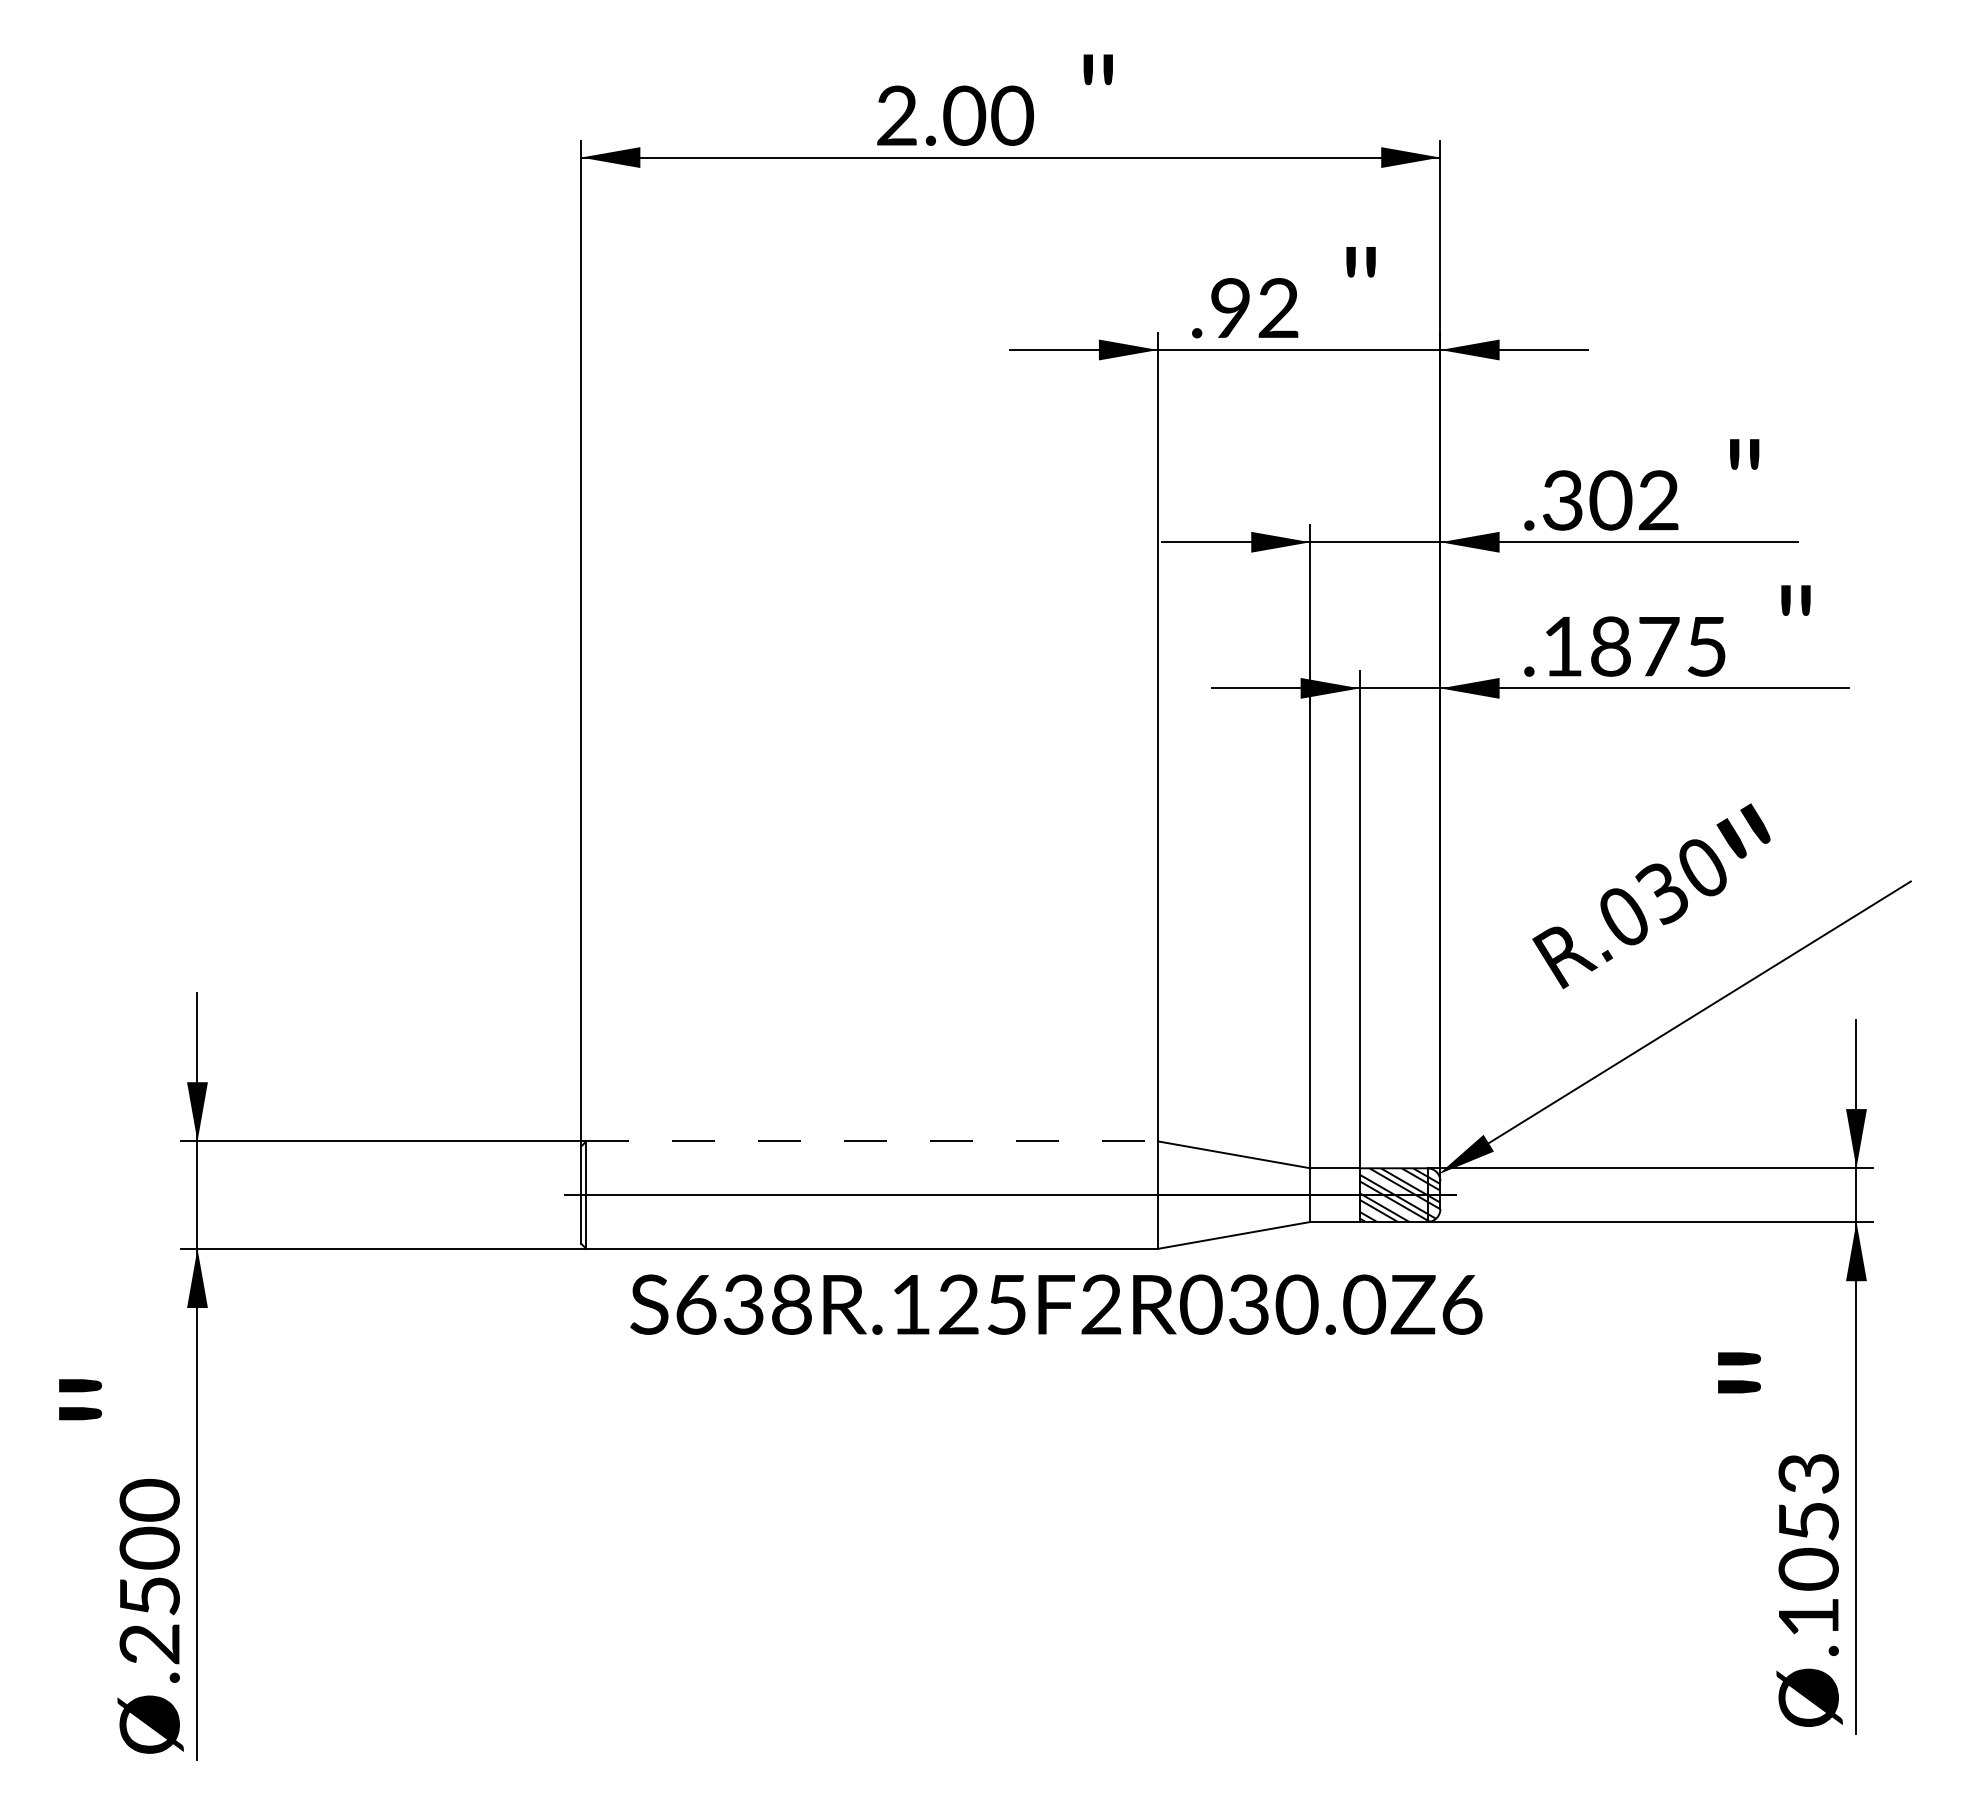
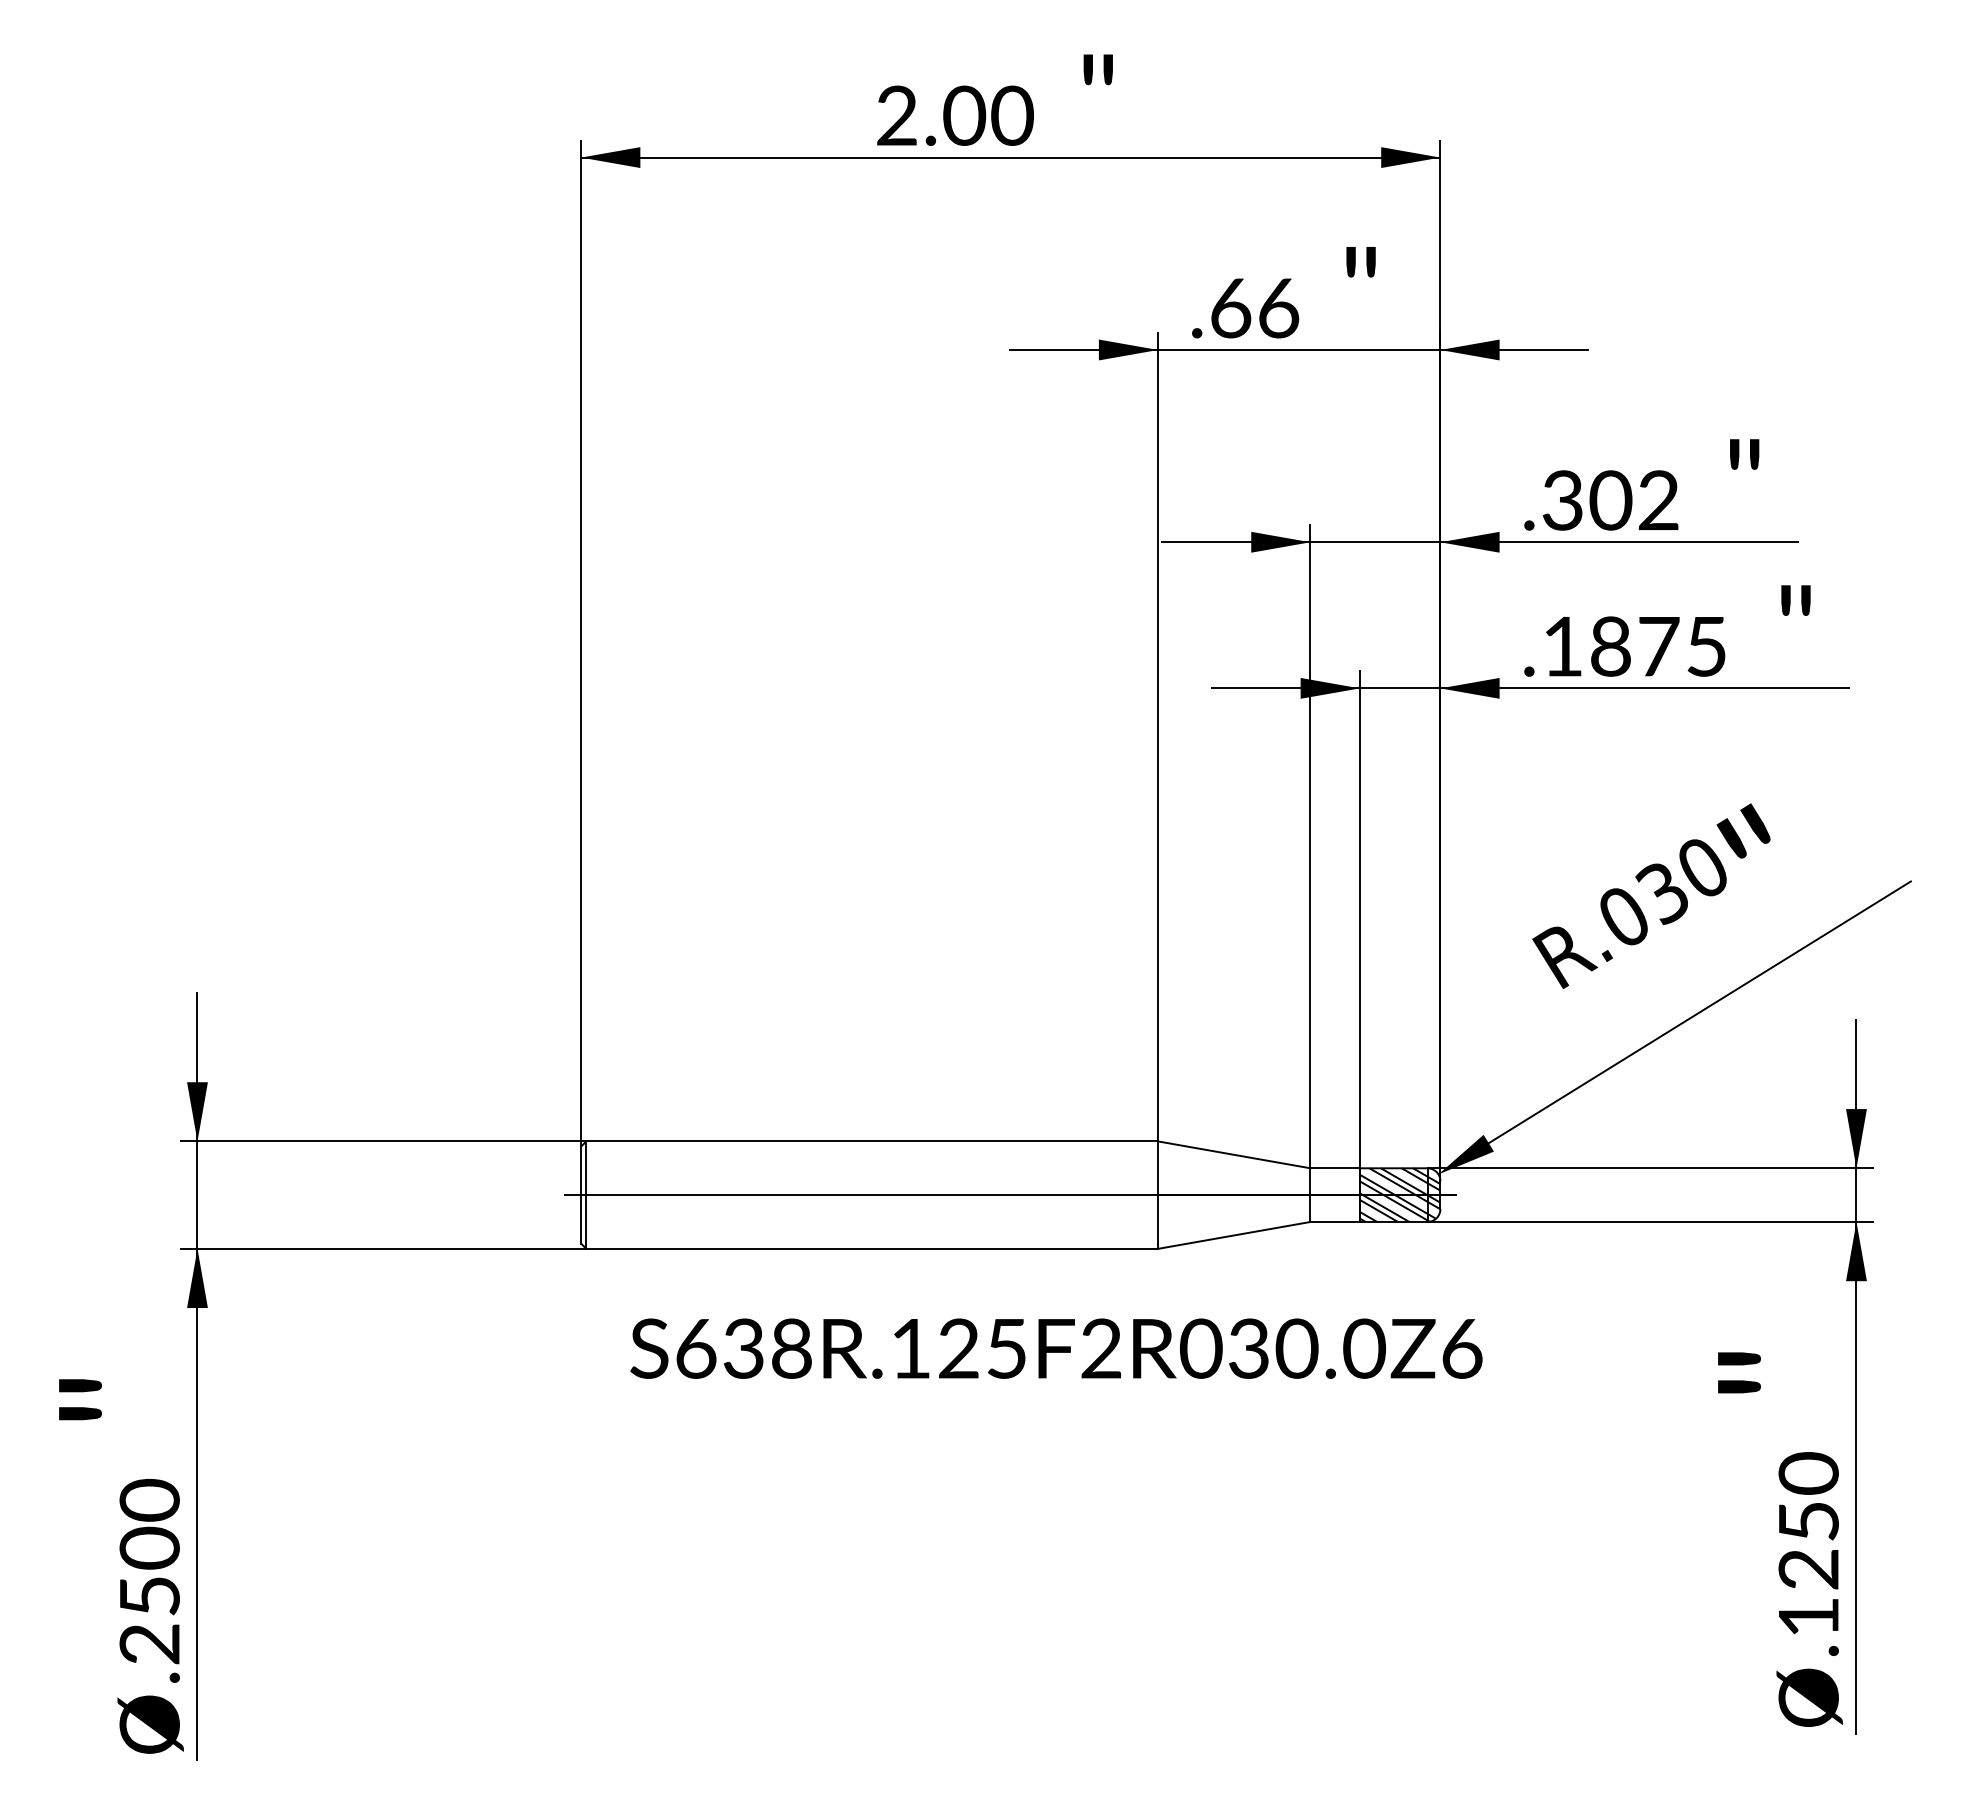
text: .92 -> .66 (1255, 308)
line: dashed -> solid (872, 1141)
text position: (1056, 1304) -> (1056, 1348) (1056, 1348)
text: .1053 -> .1250 (1808, 1521)
